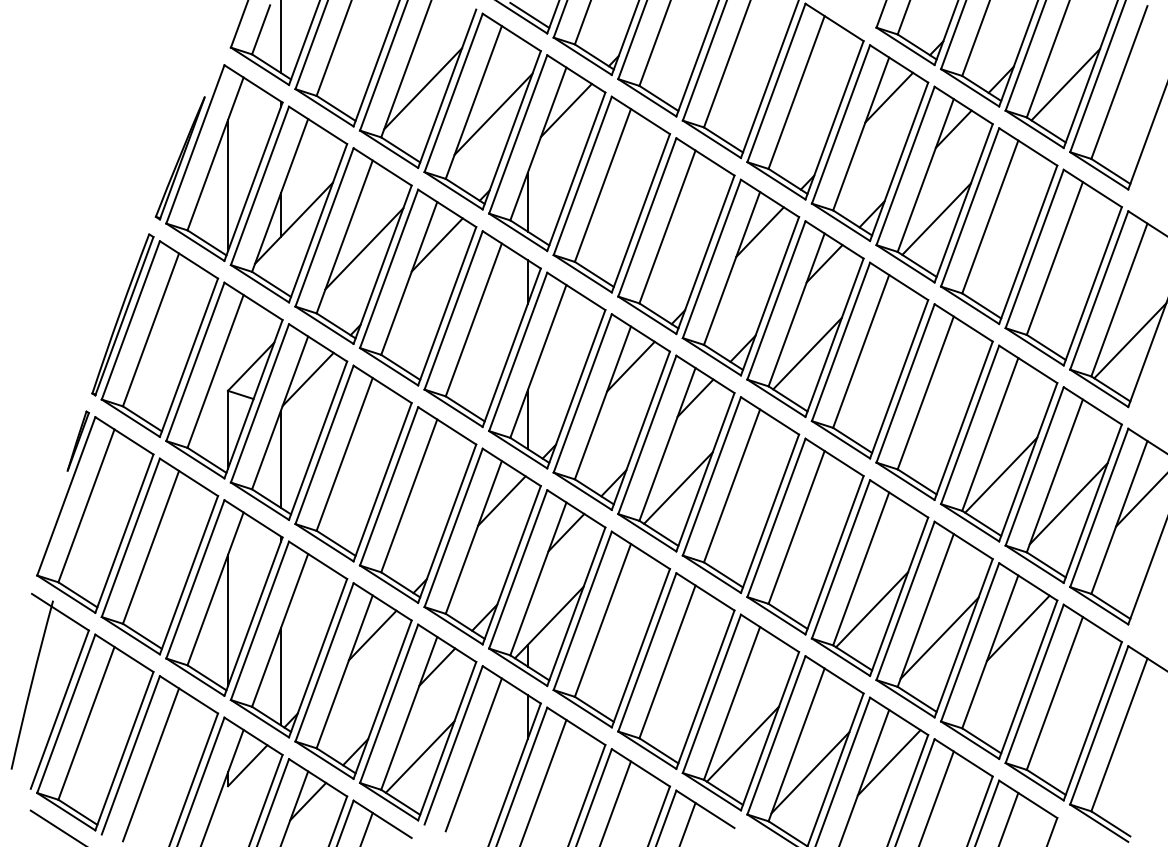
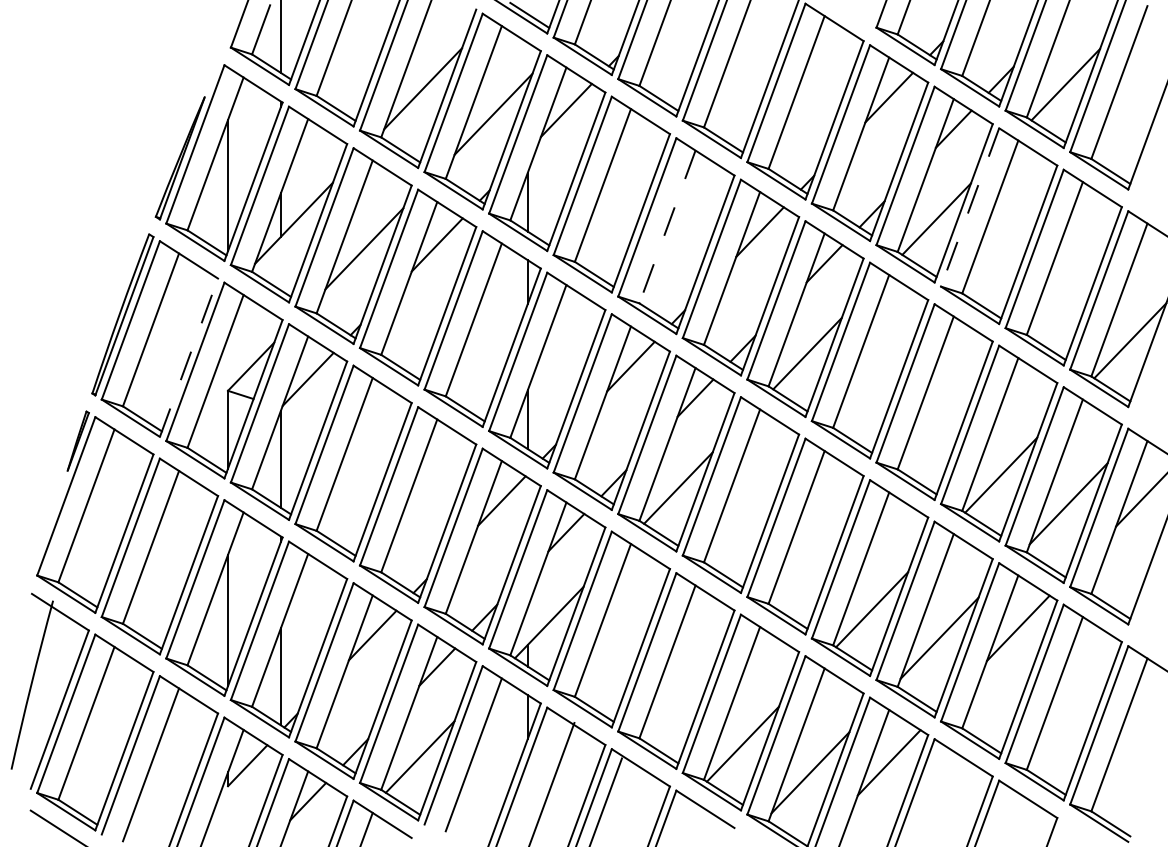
line: solid -> dashed (969, 207)
line: solid -> dashed (667, 227)
line: solid -> dashed (189, 357)
line position: (543, 781) -> (552, 782) (552, 782)
line: present -> none (936, 797)
line position: (615, 802) -> (605, 800) (605, 800)
line: present -> none (1008, 818)
line: present -> none (687, 822)
